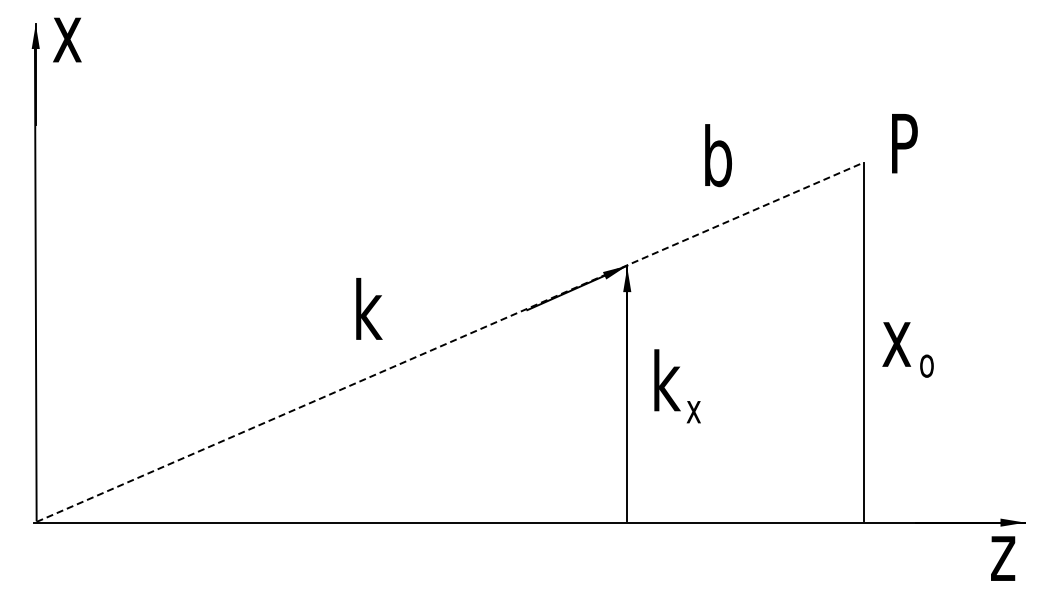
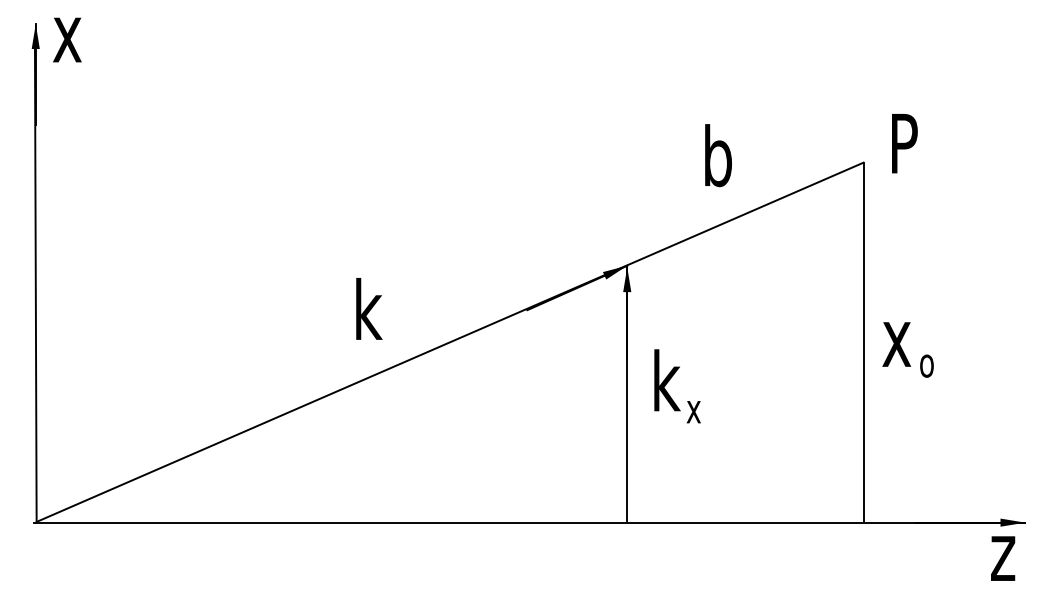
line: dashed -> solid (450, 342)
